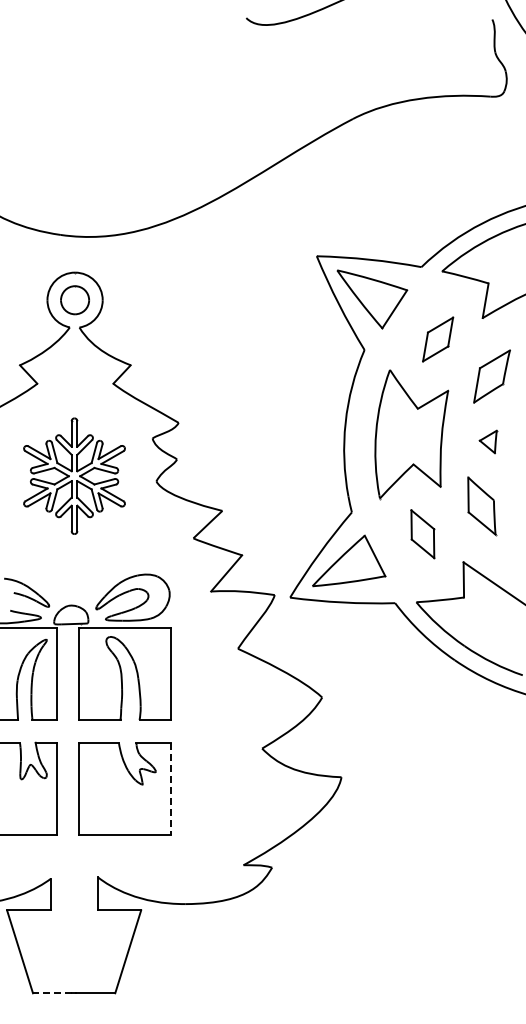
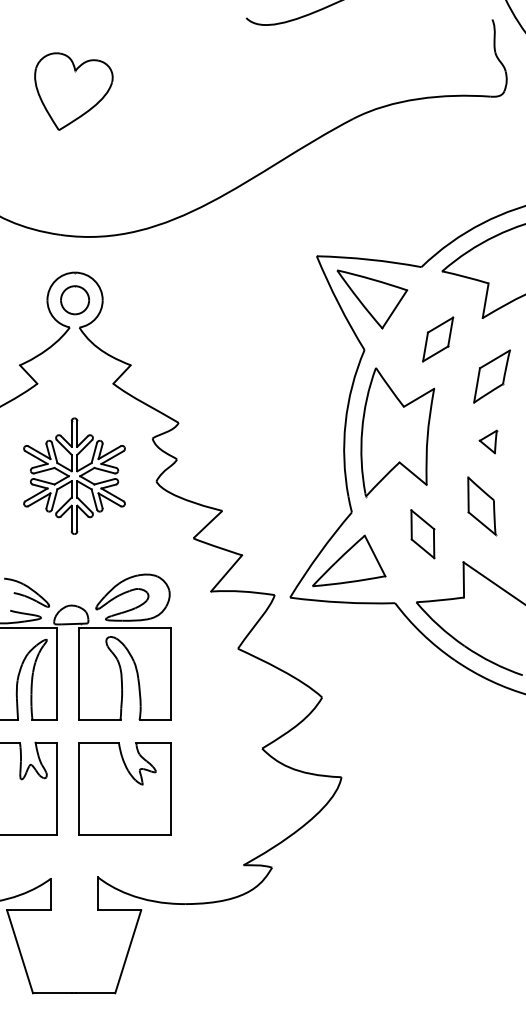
part: none -> present (73, 91)
part position: (411, 434) -> (397, 432) (397, 432)
line: dashed -> solid (171, 788)
line: dashed -> solid (52, 993)
